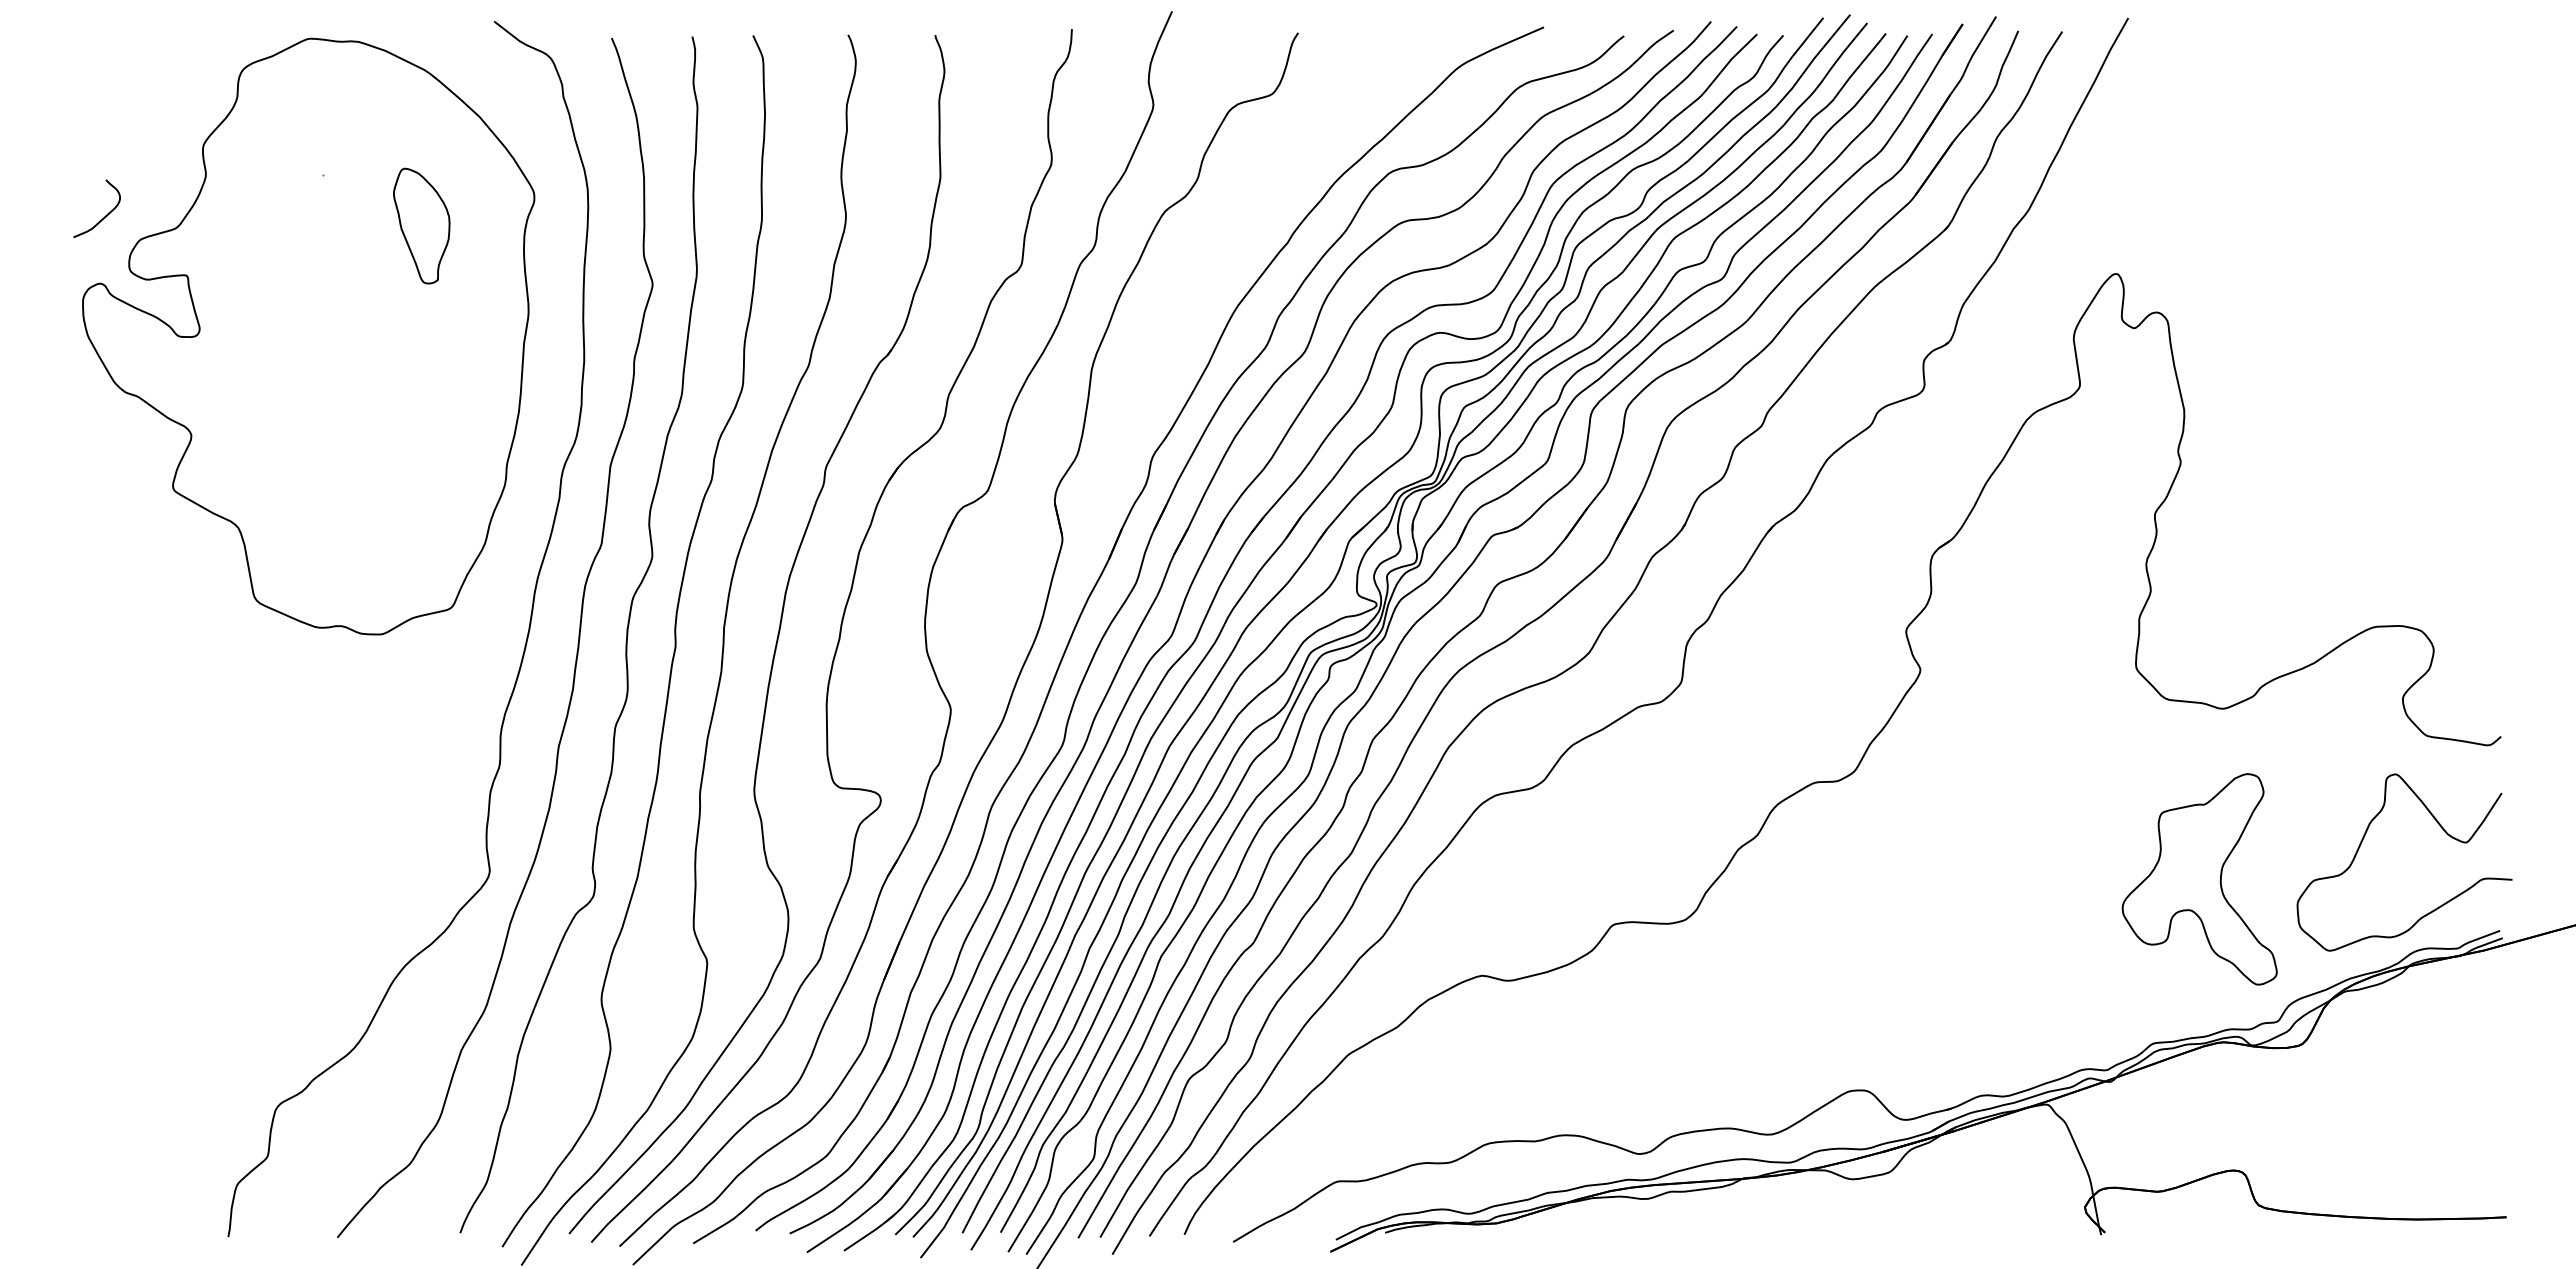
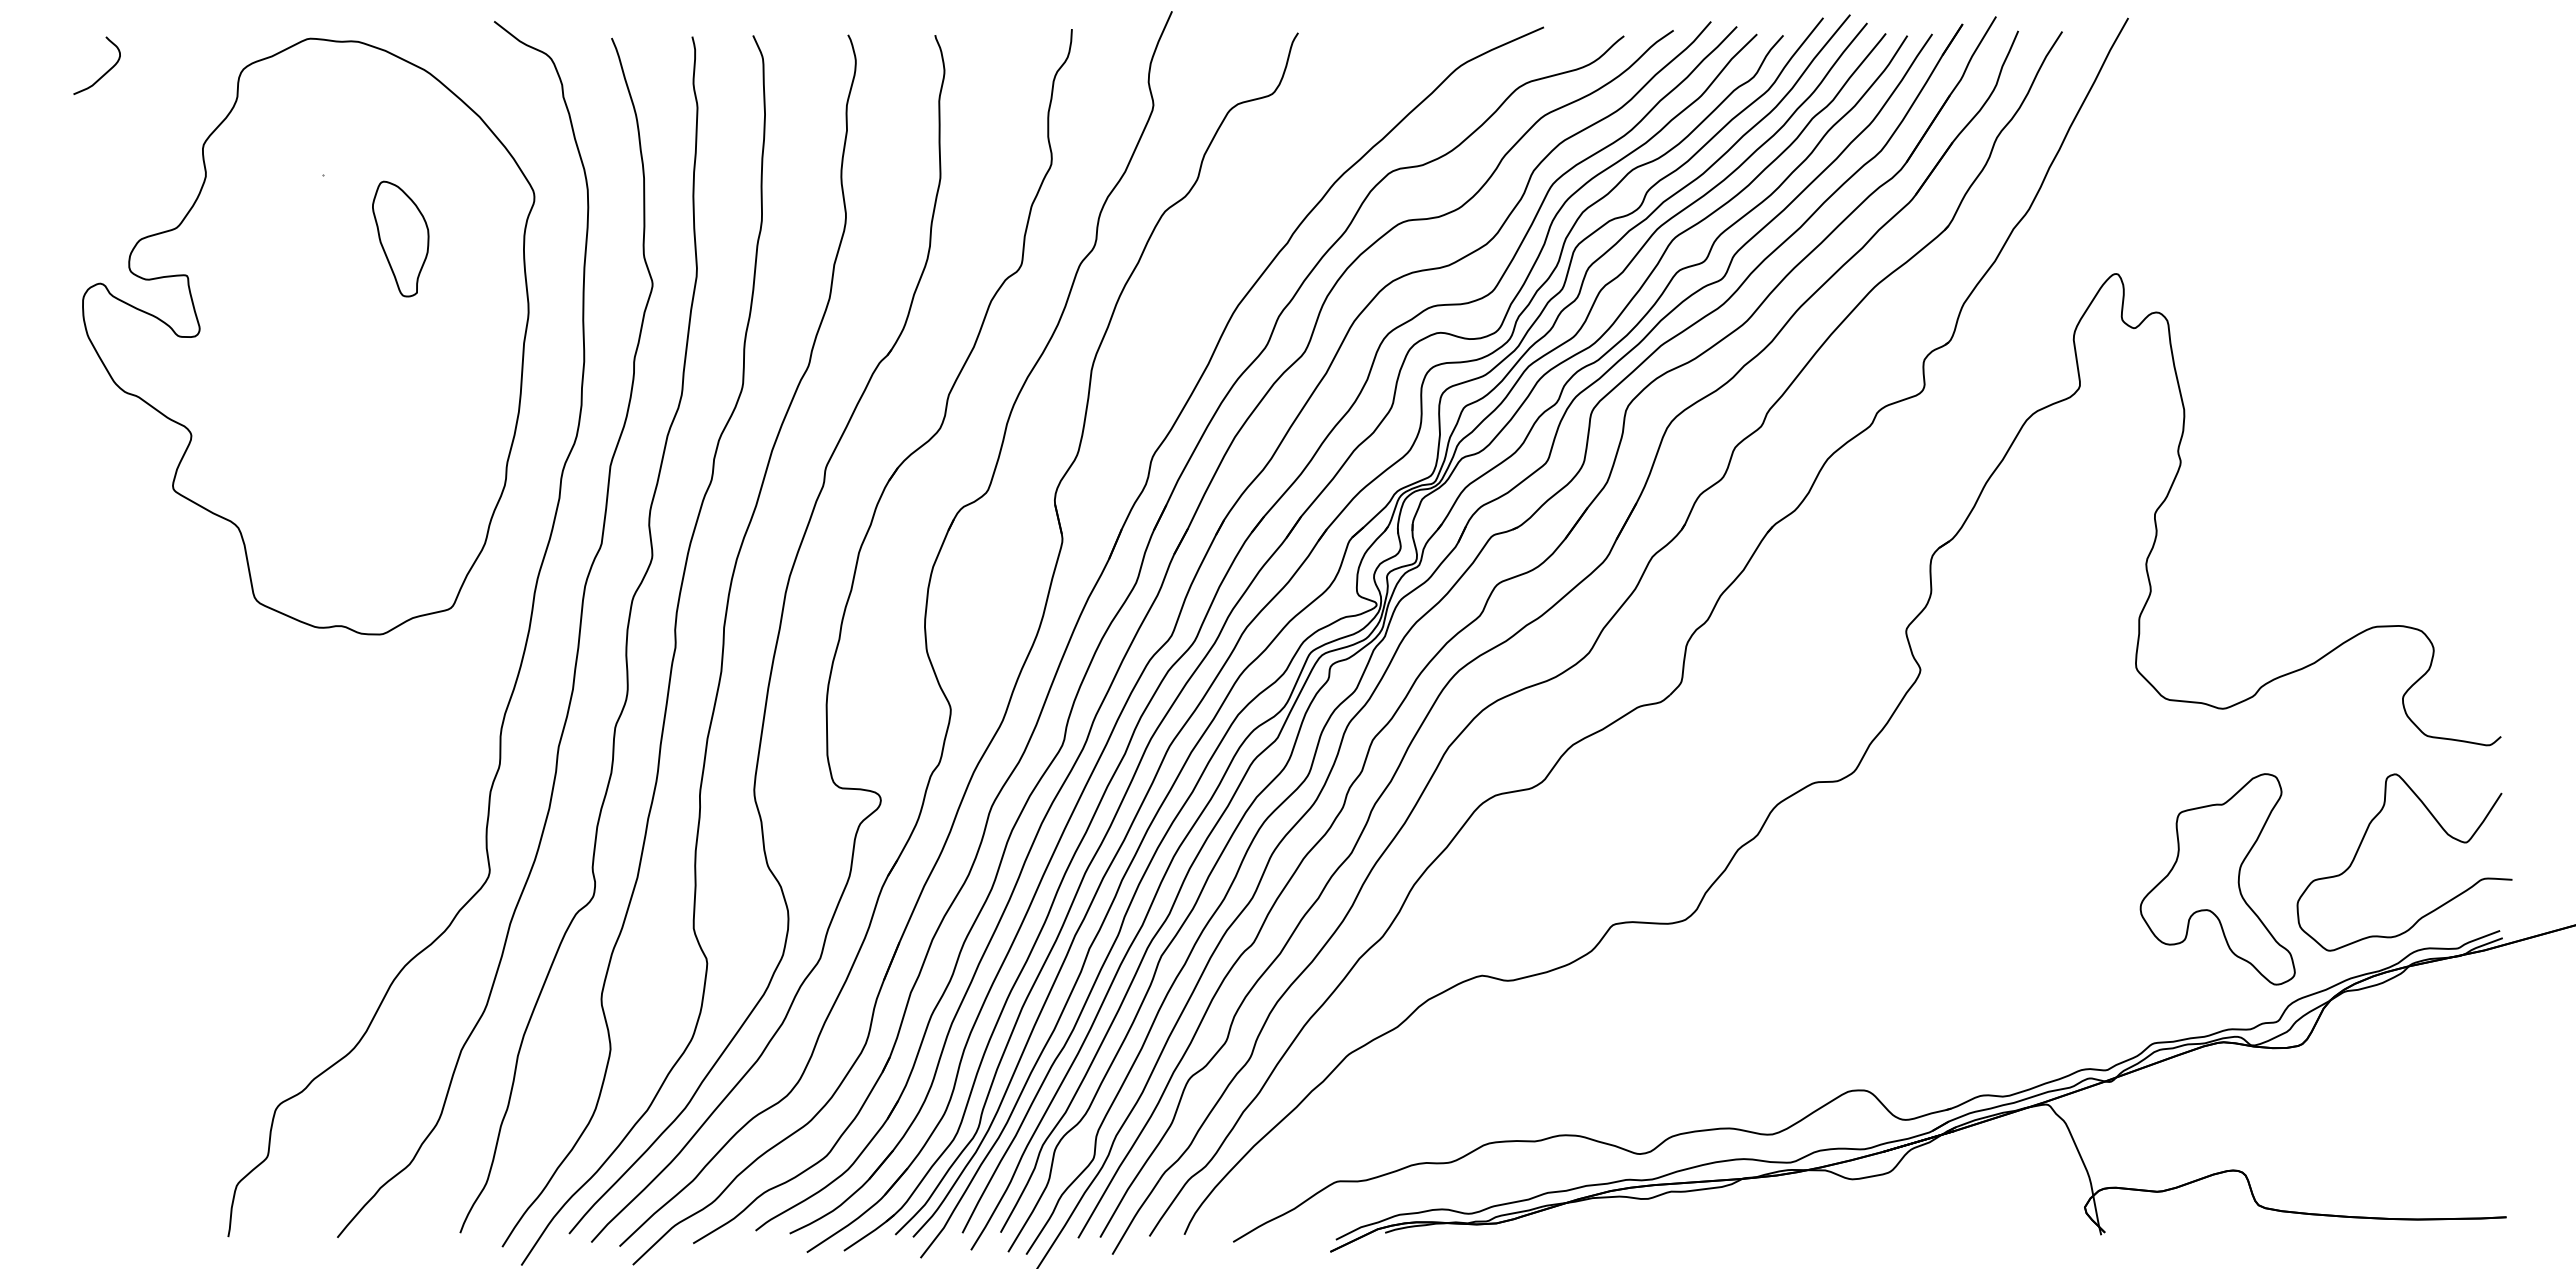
curve position: (104, 216) -> (104, 73) (104, 73)
part position: (421, 225) -> (400, 238) (400, 238)
part position: (2199, 879) -> (2217, 879) (2217, 879)
